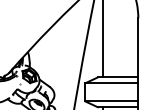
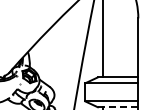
line: solid -> dashed (117, 107)
